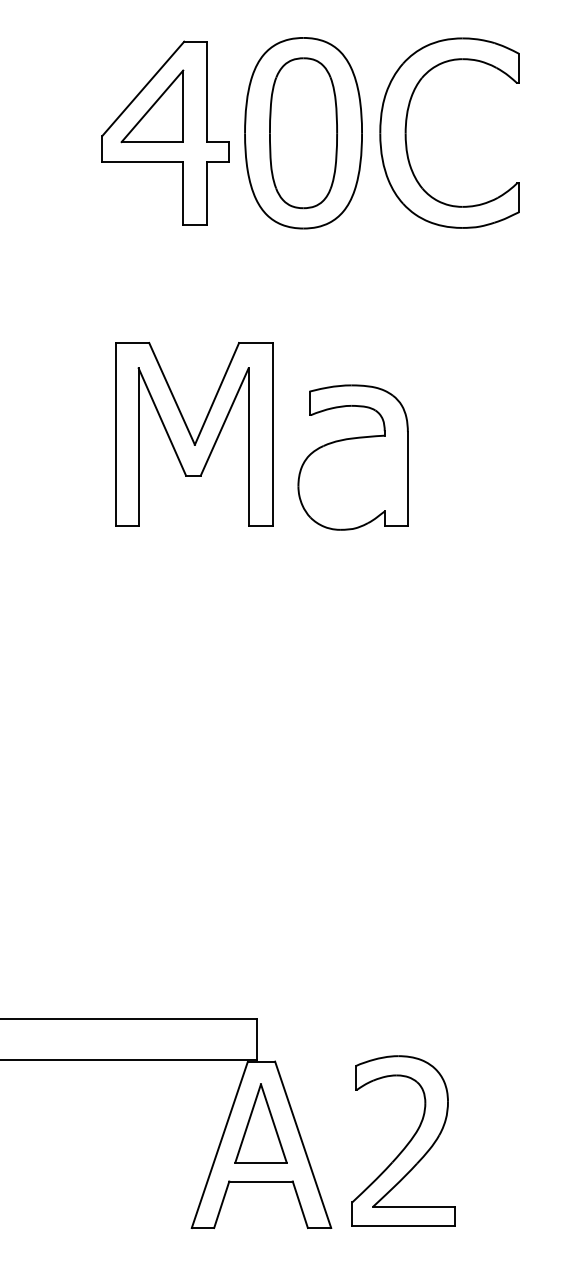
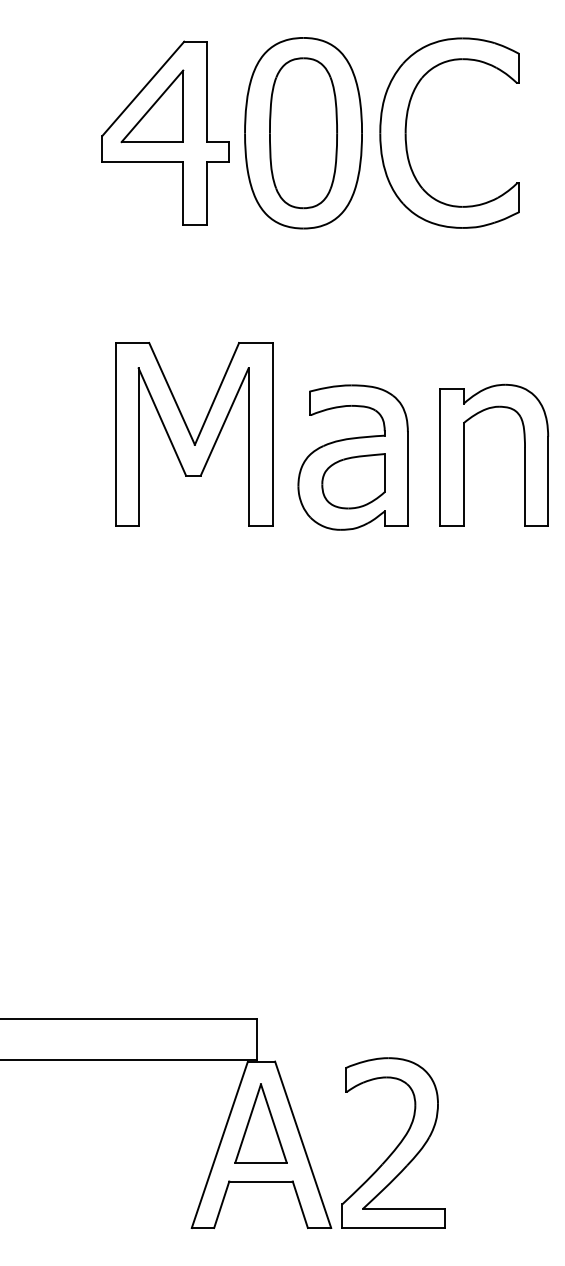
part: none -> present (464, 454)
part: none -> present (353, 481)
part position: (403, 1140) -> (393, 1142) (393, 1142)
